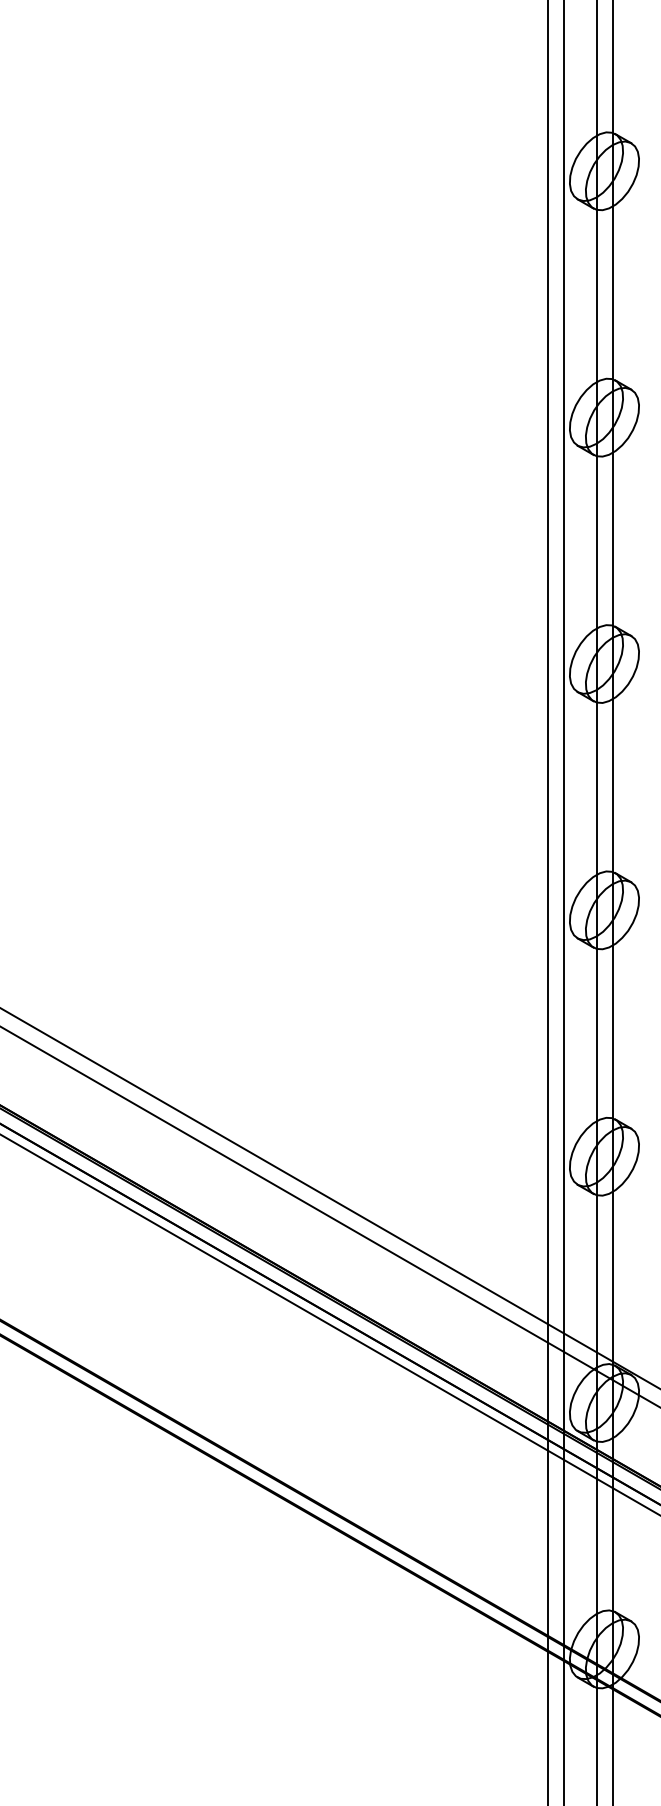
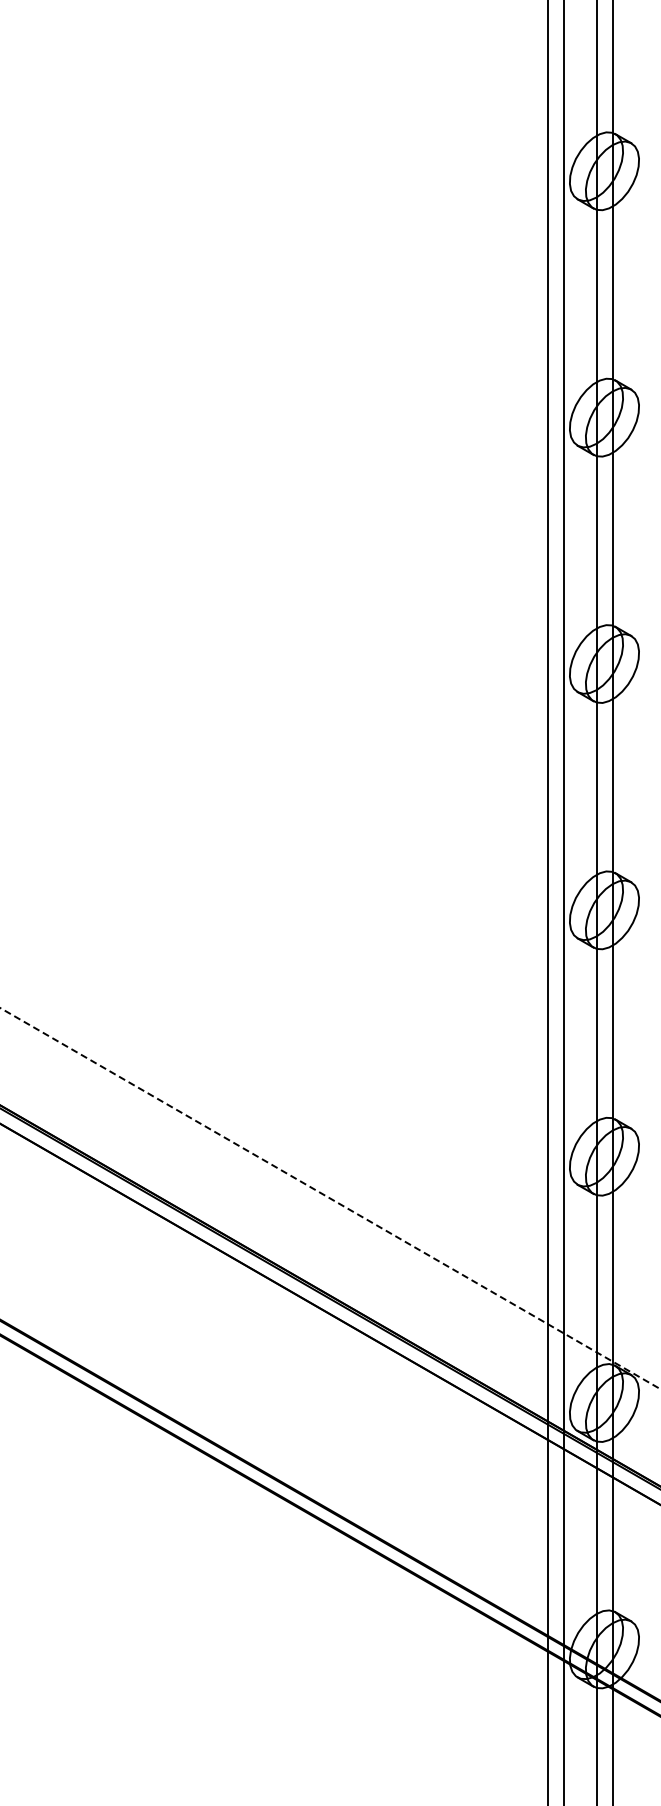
line: solid -> dashed (330, 1198)
line: present -> none (329, 1216)
line: present -> none (329, 1324)
